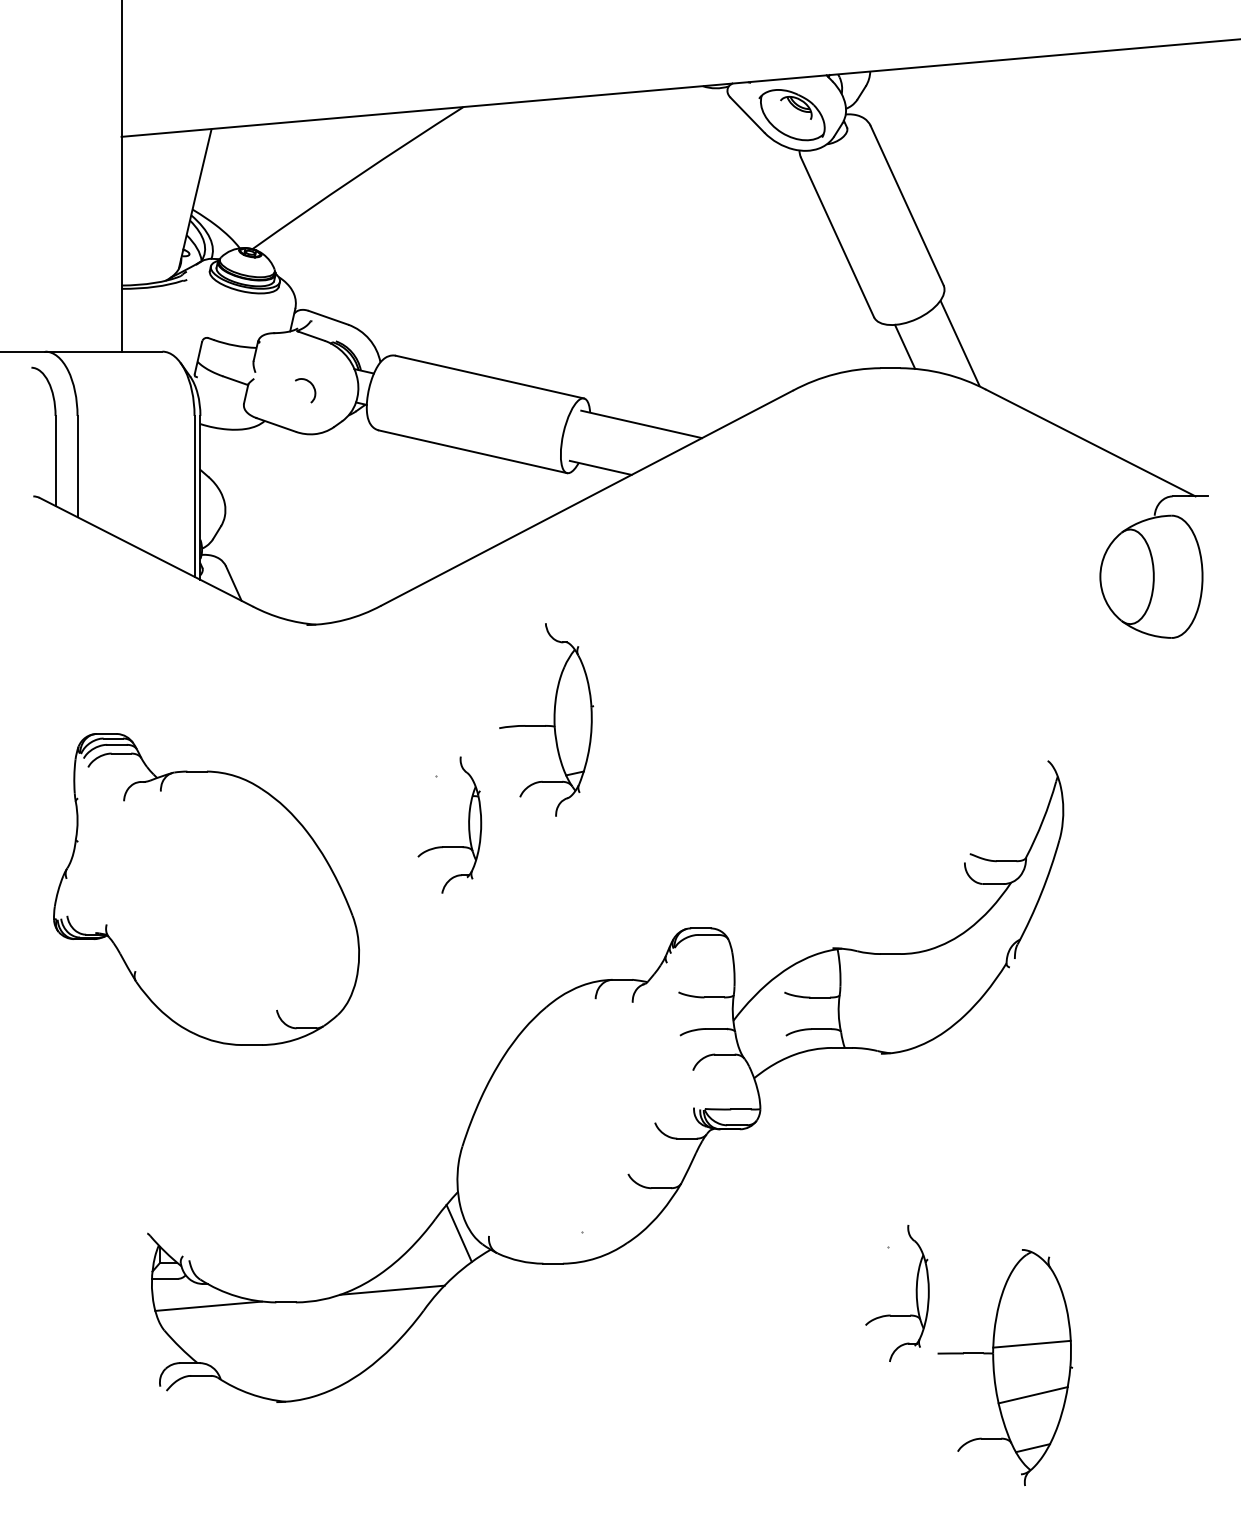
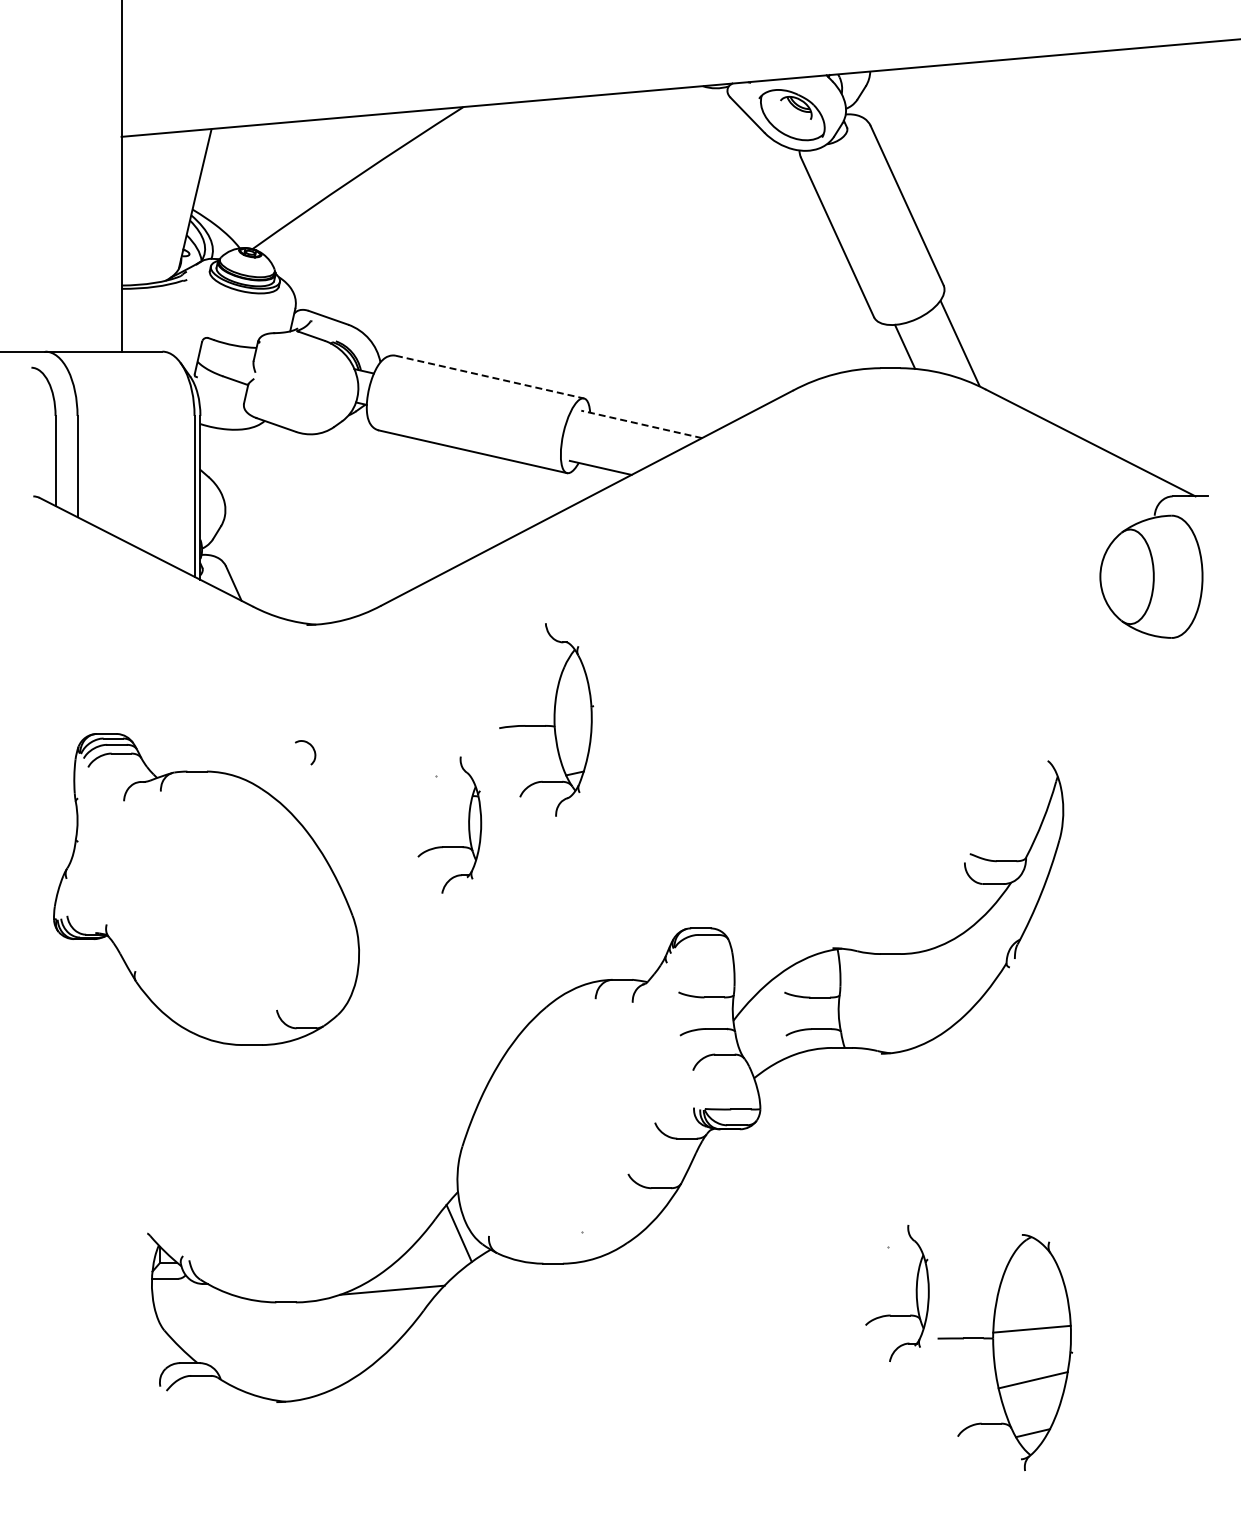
line: solid -> dashed (490, 377)
curve position: (310, 384) -> (310, 746) (310, 746)
line: solid -> dashed (641, 424)
line: present -> none (208, 1305)
part position: (1005, 1367) -> (1005, 1352) (1005, 1352)
